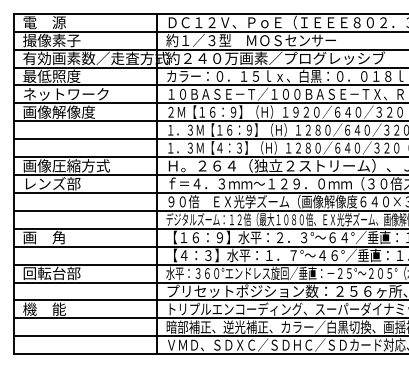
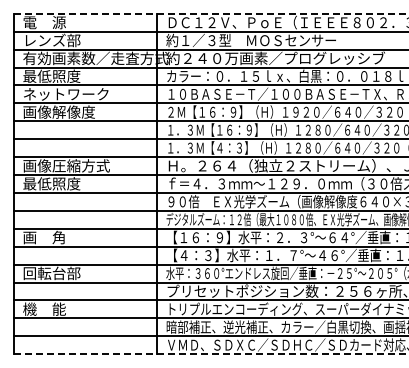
line: solid -> dashed (210, 13)
text: 撮像素子 -> レンズ部 (51, 40)
text: レンズ部 -> 最低照度 (51, 183)
line: solid -> dashed (211, 354)
